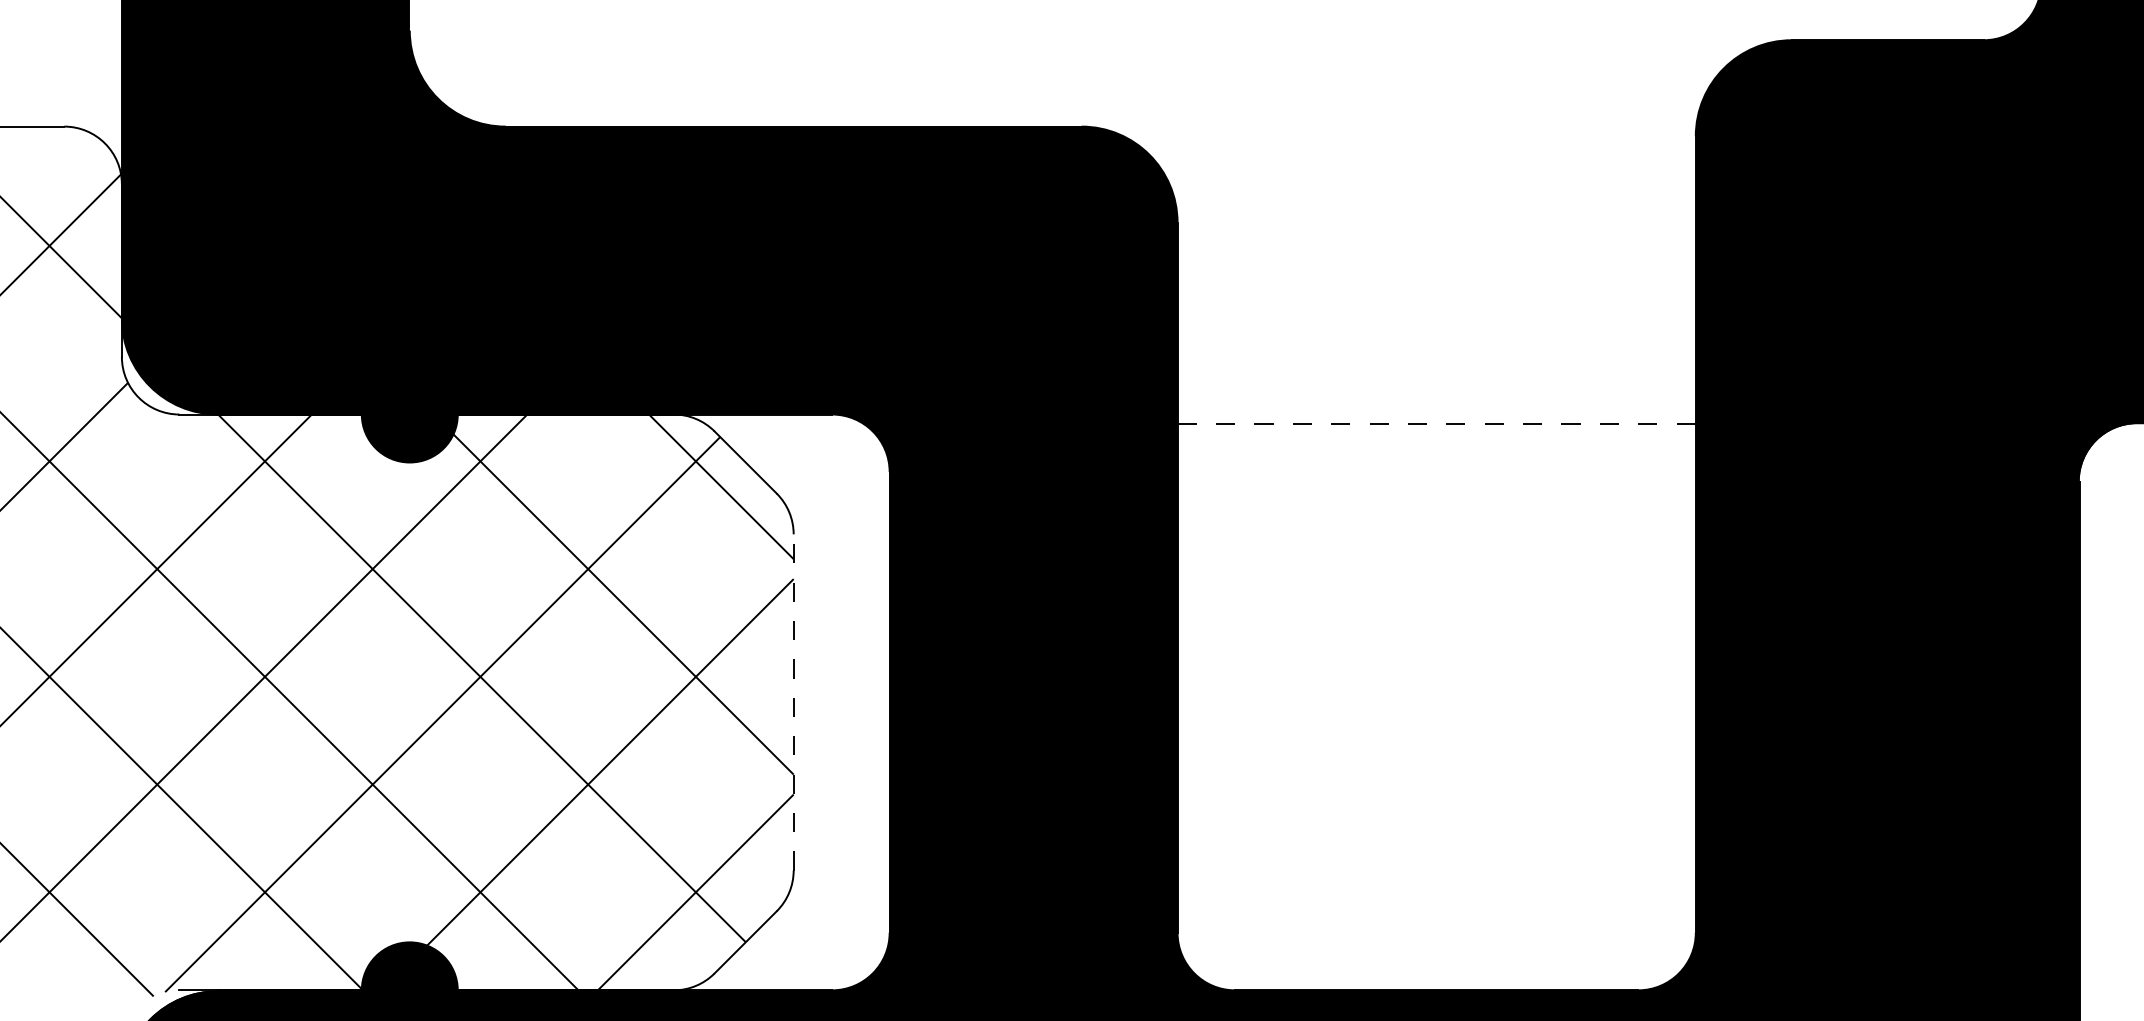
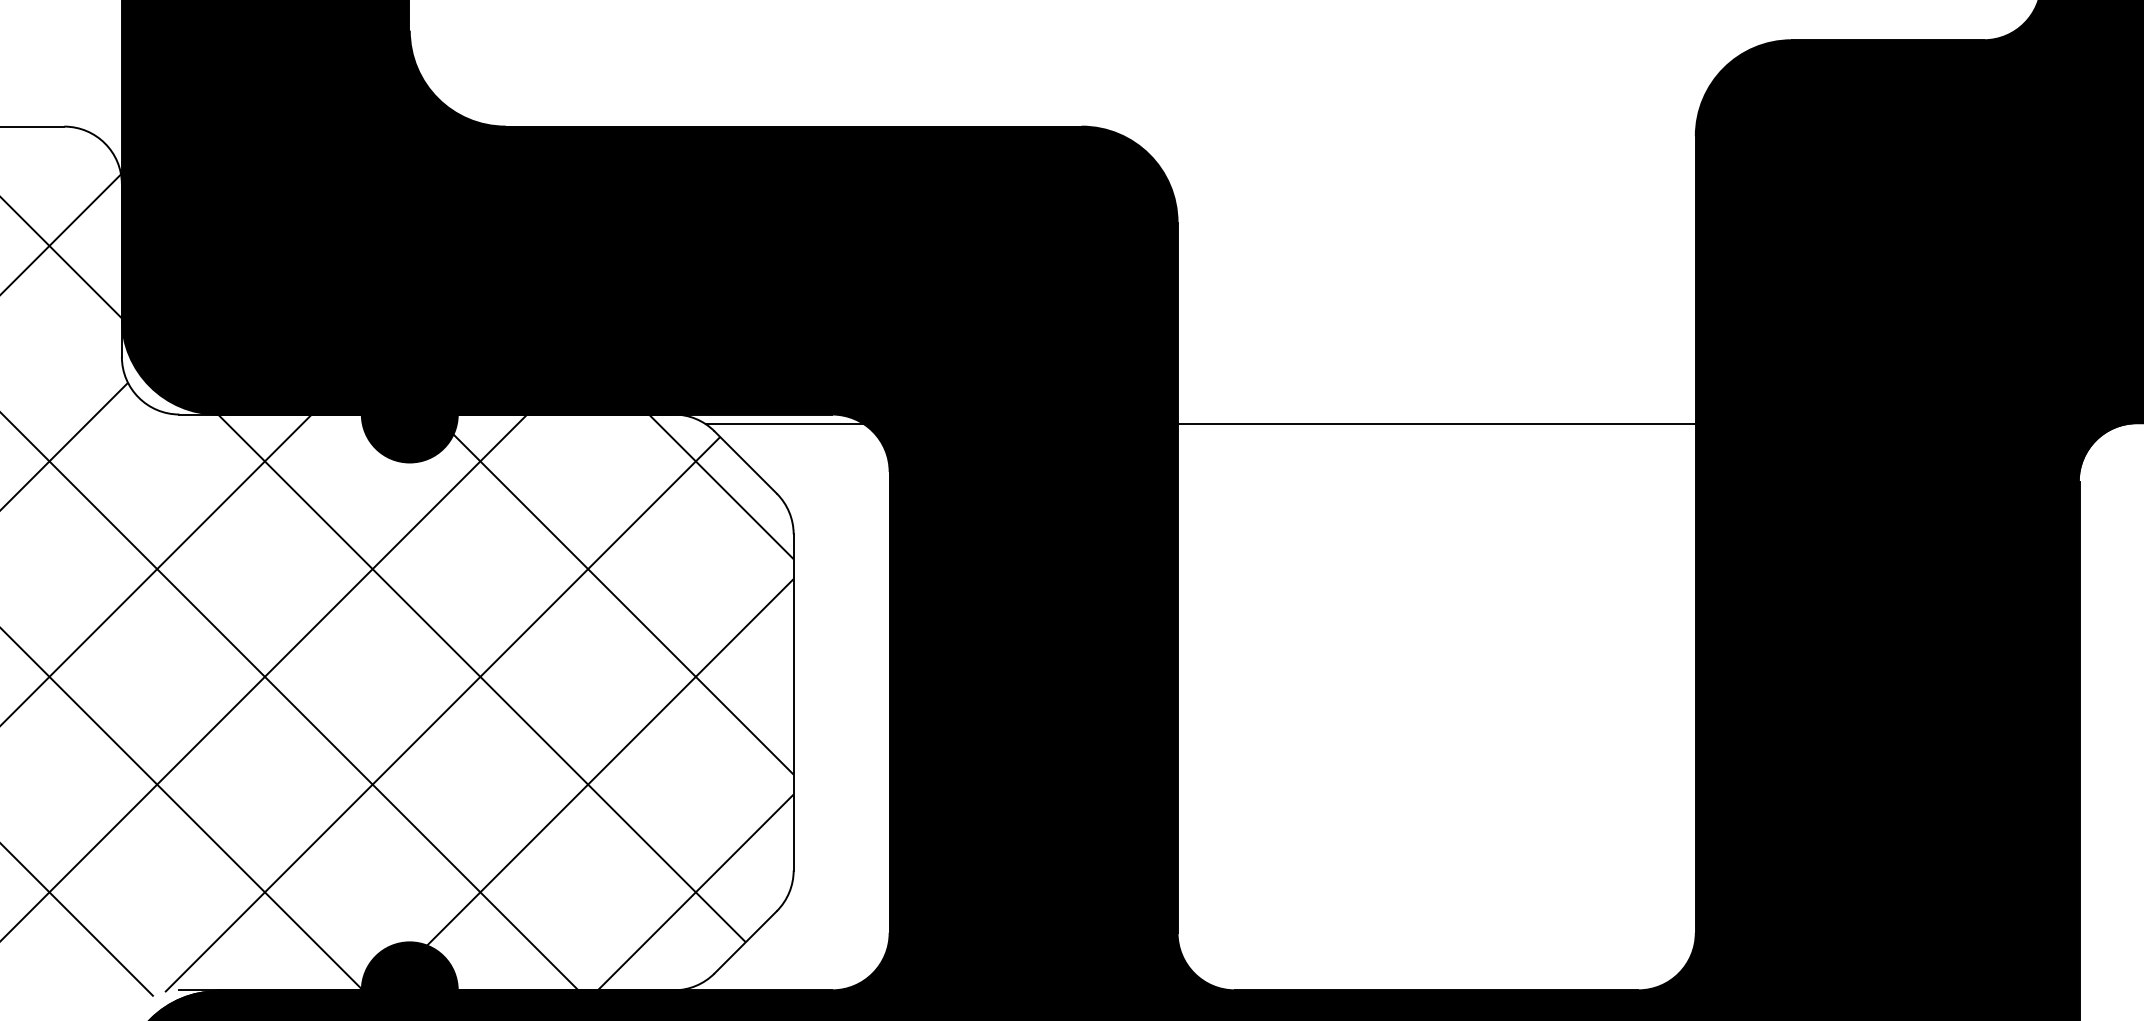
line: none -> present (784, 424)
line: dashed -> solid (1436, 424)
line: dashed -> solid (793, 701)
